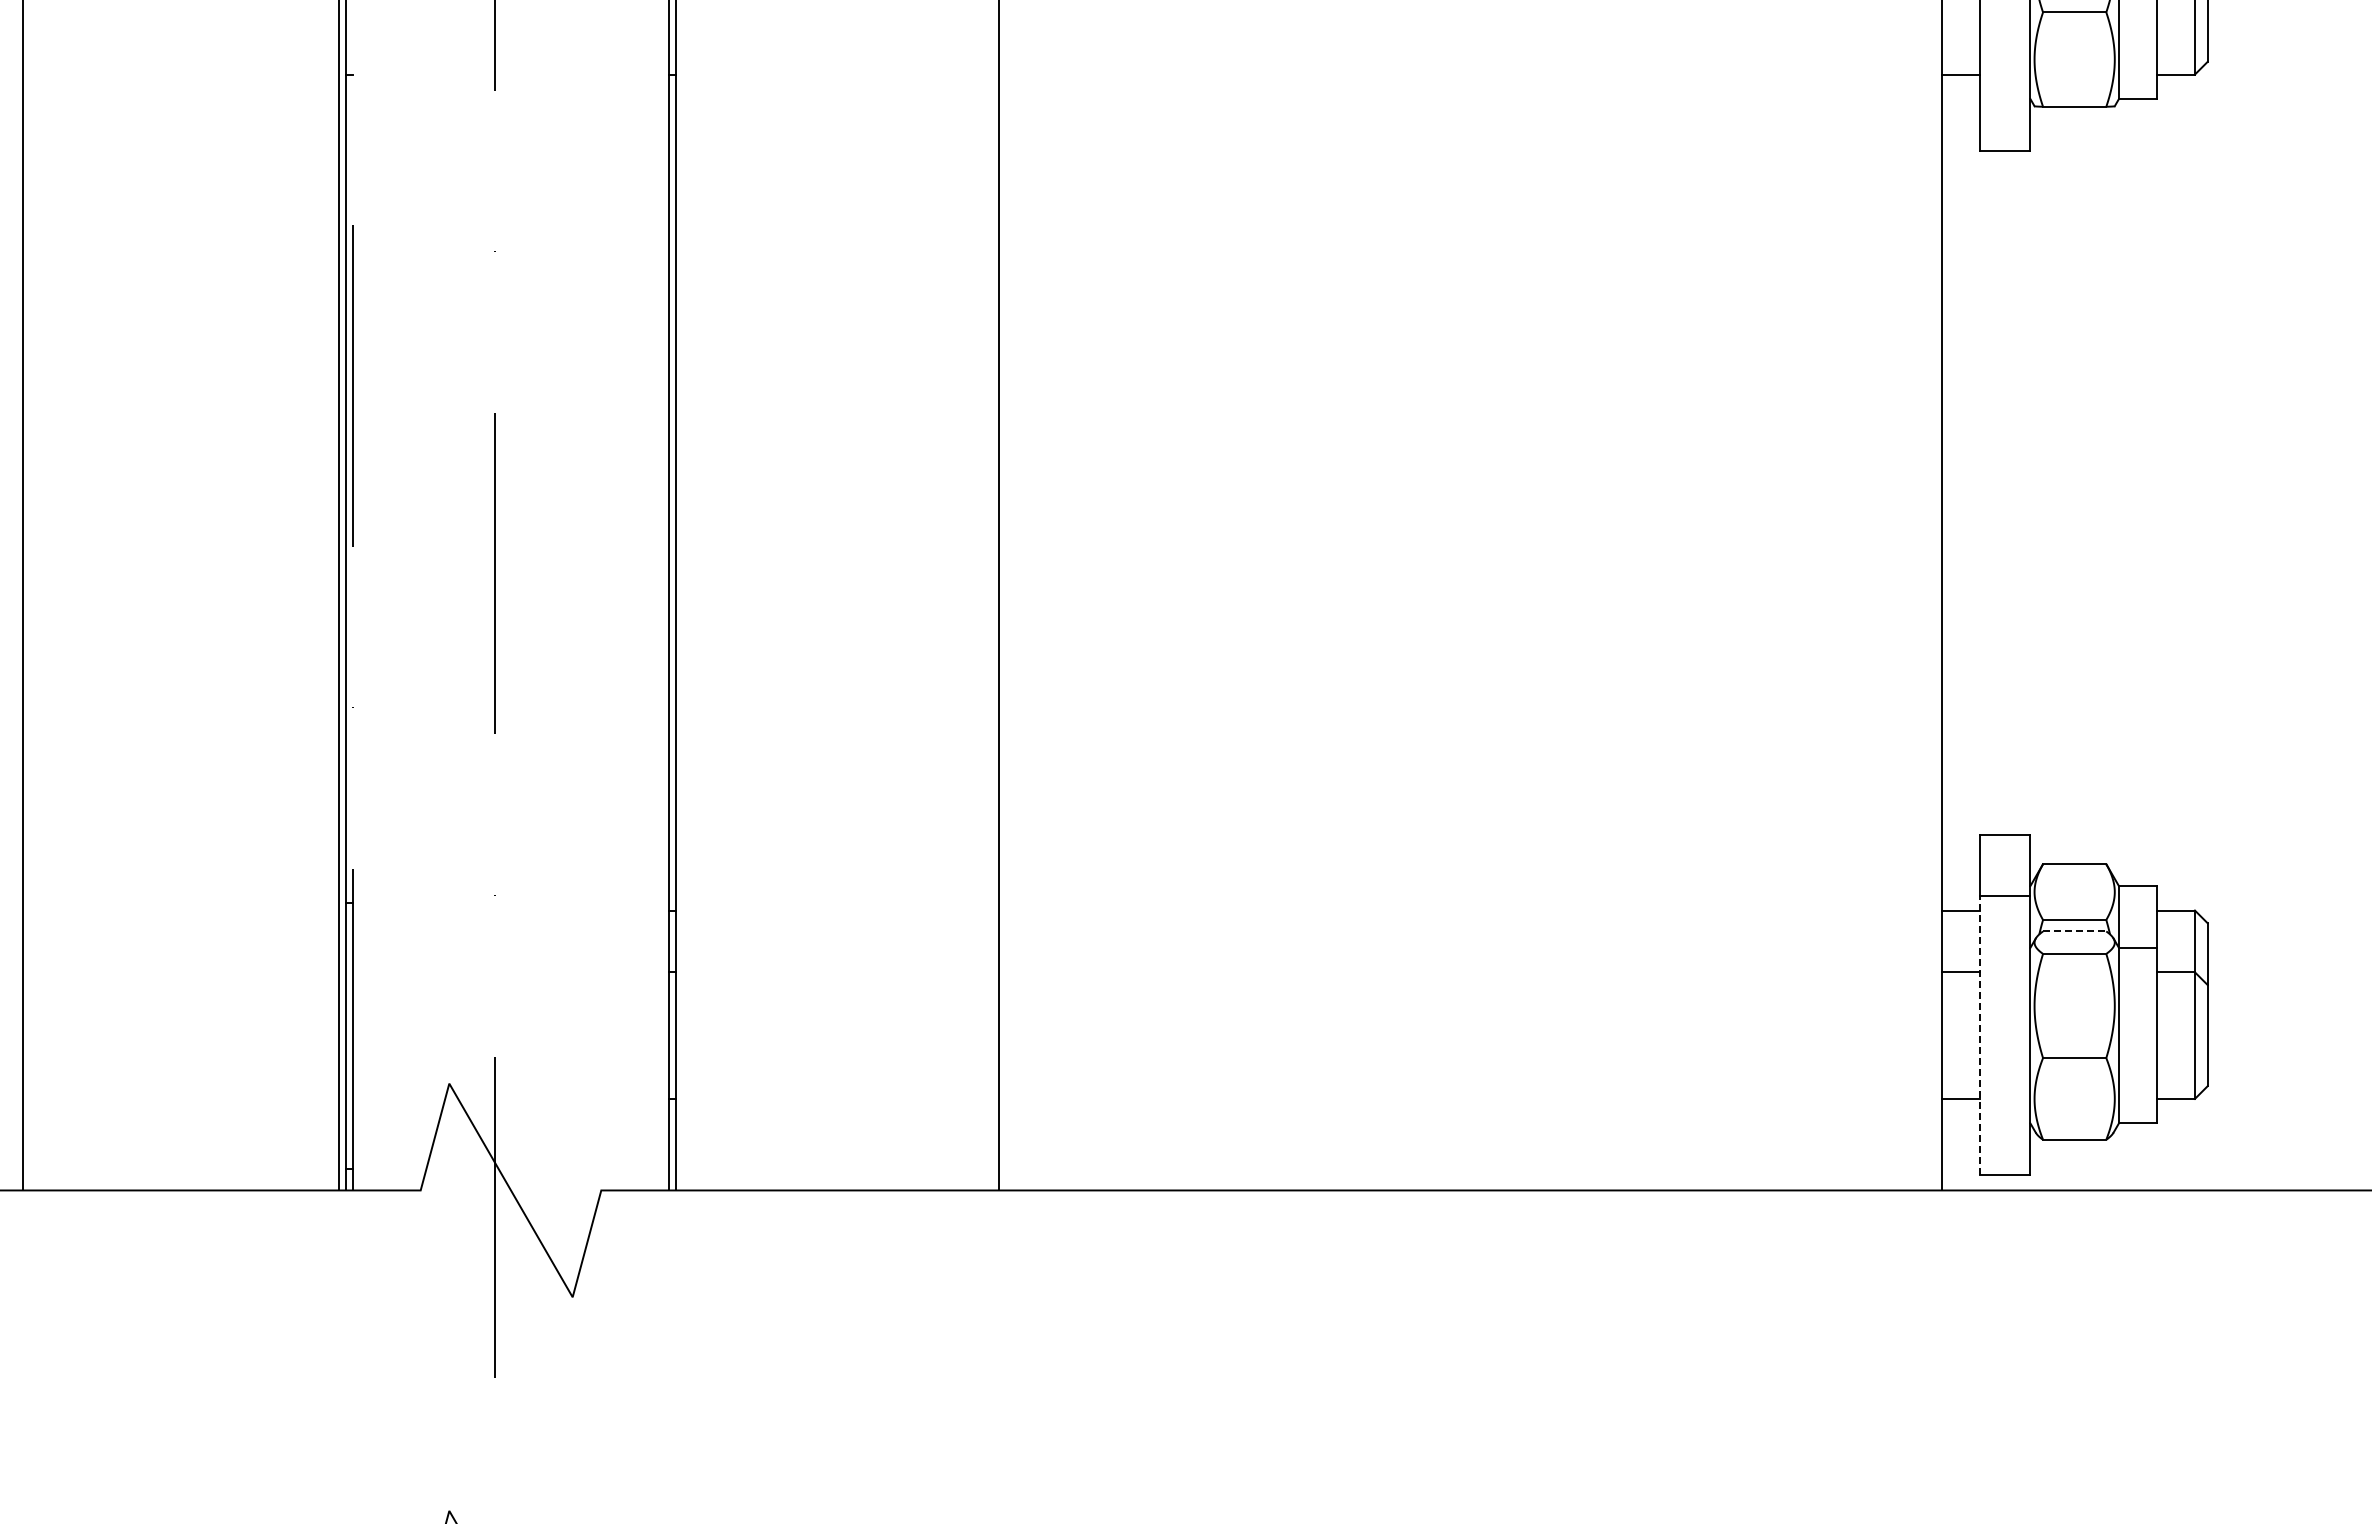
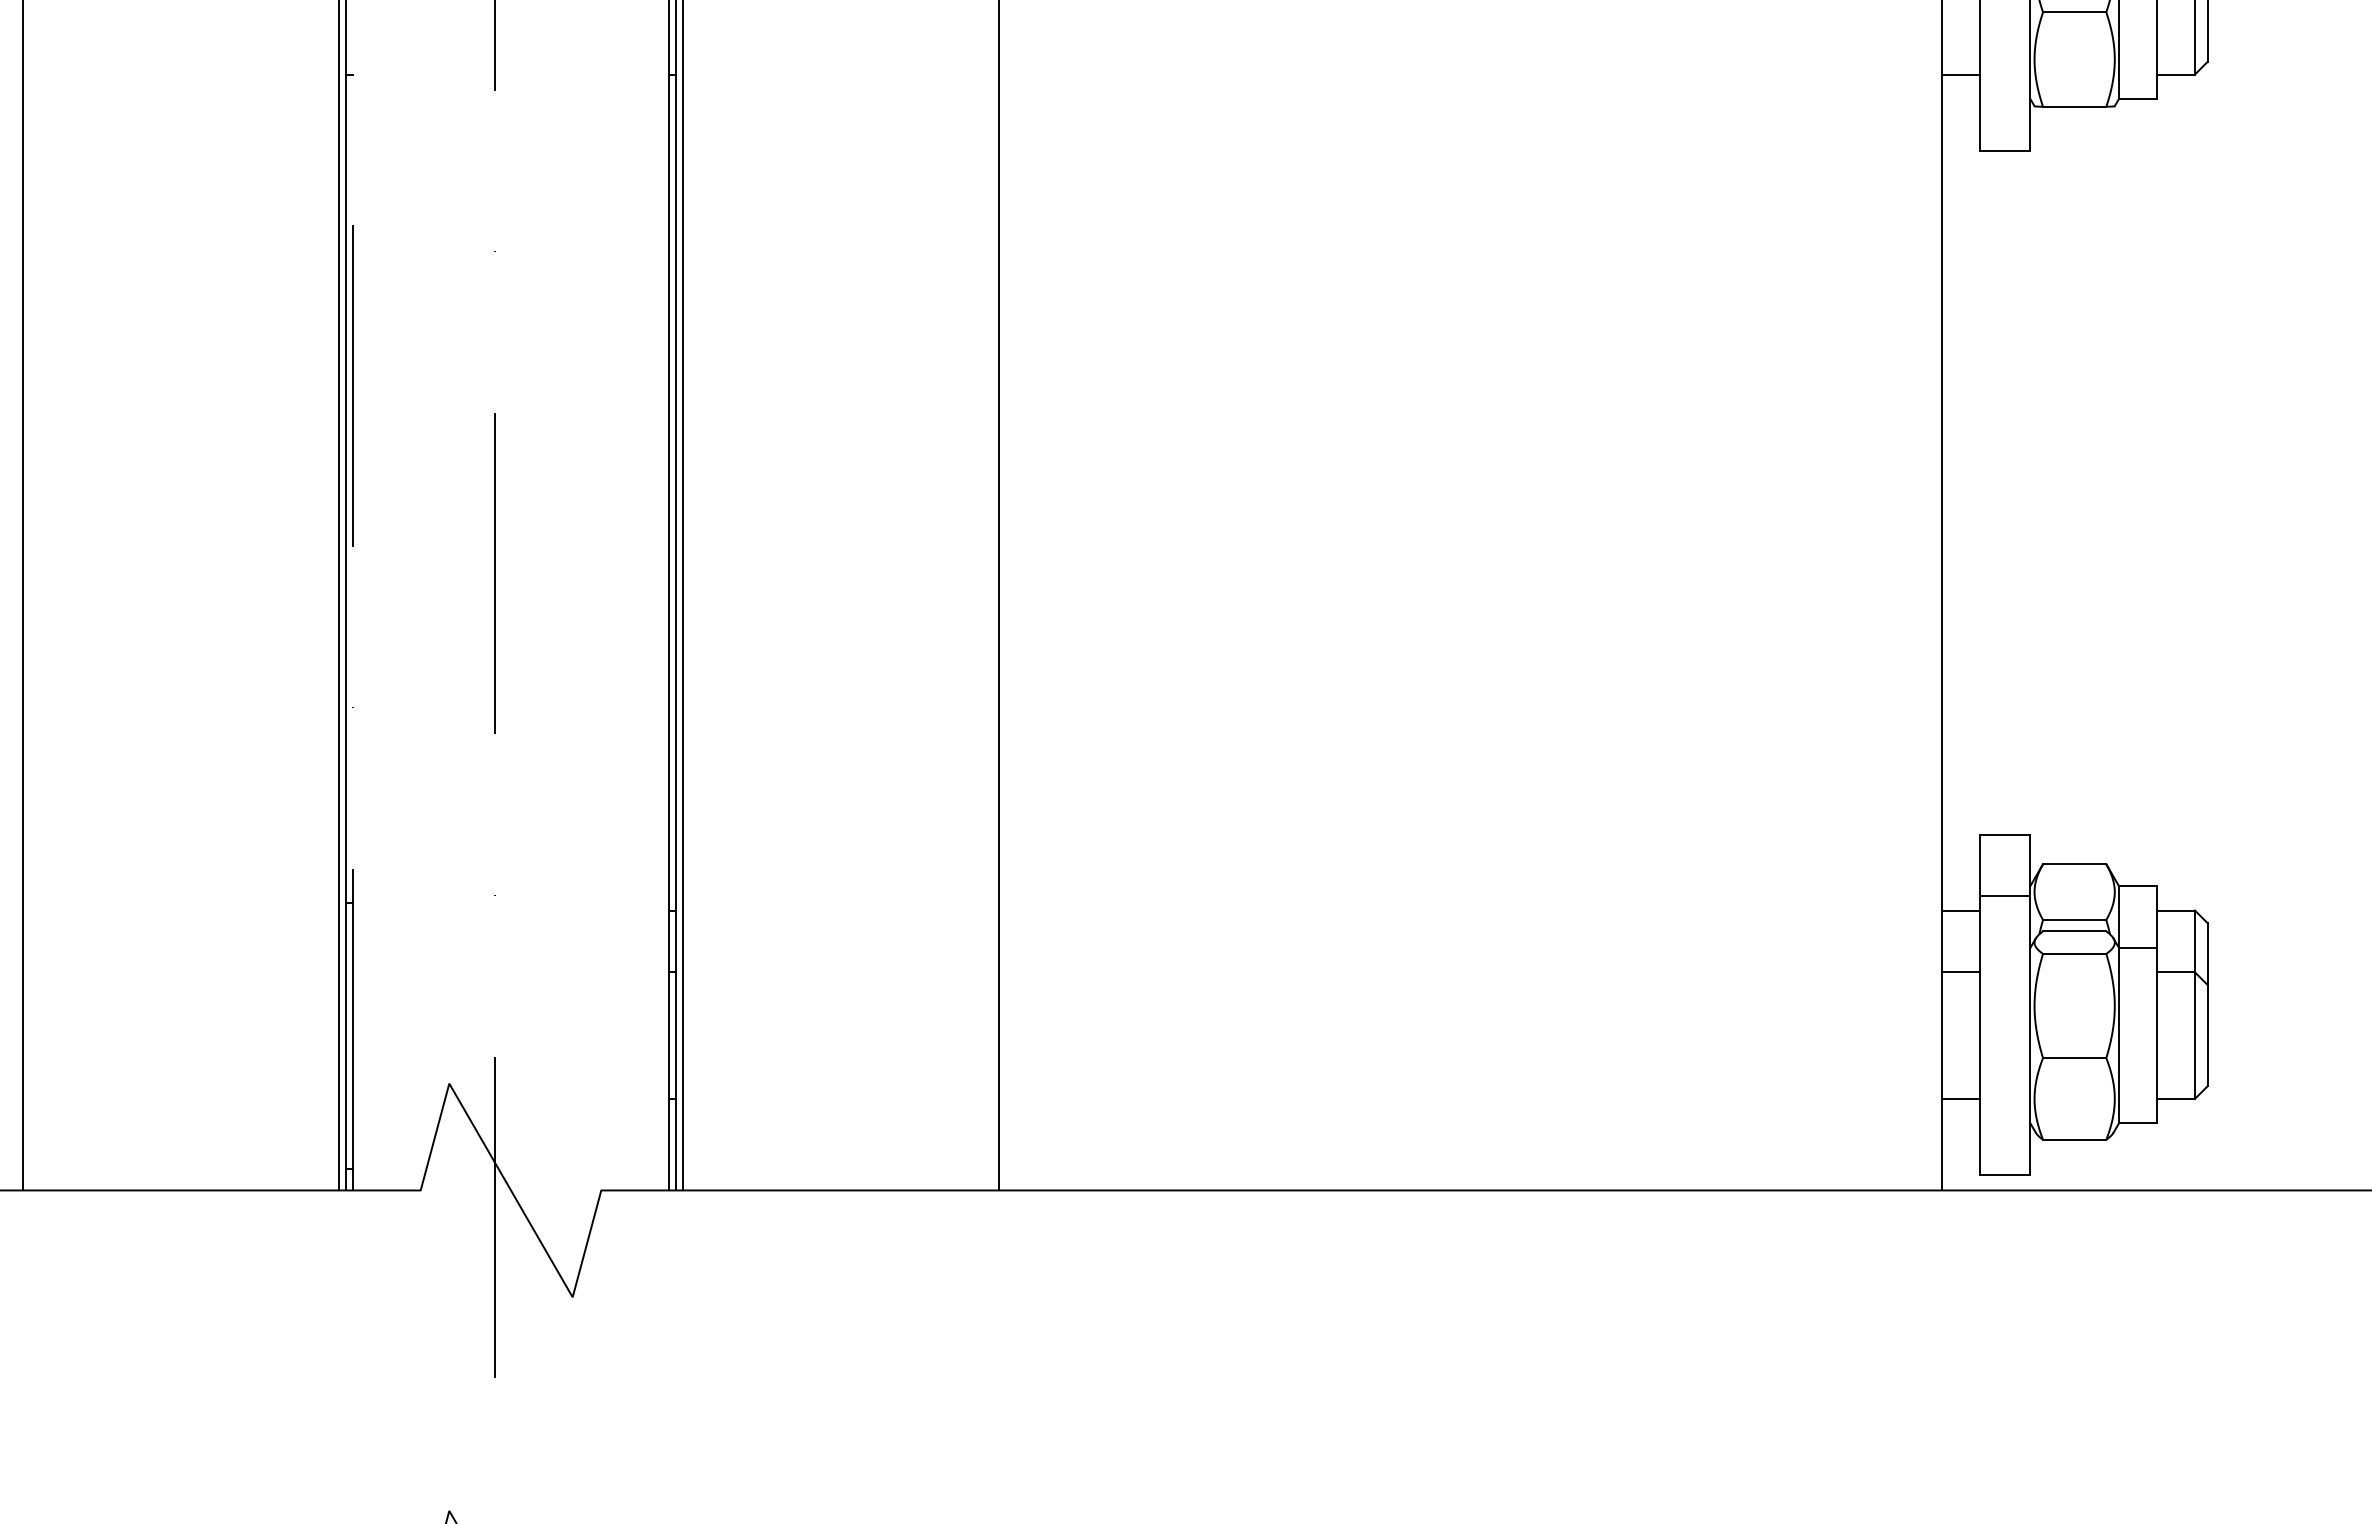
line: none -> present (682, 596)
line: dashed -> solid (2074, 931)
line: dashed -> solid (1979, 1035)
